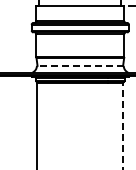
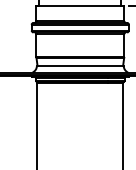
line: dashed -> solid (79, 65)
line: dashed -> solid (123, 125)
